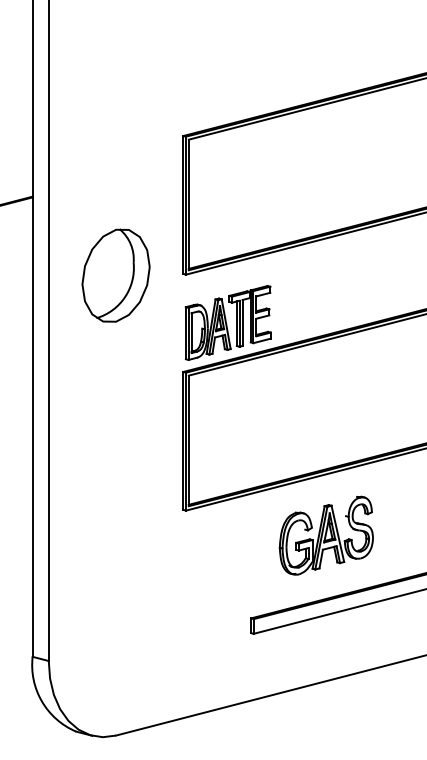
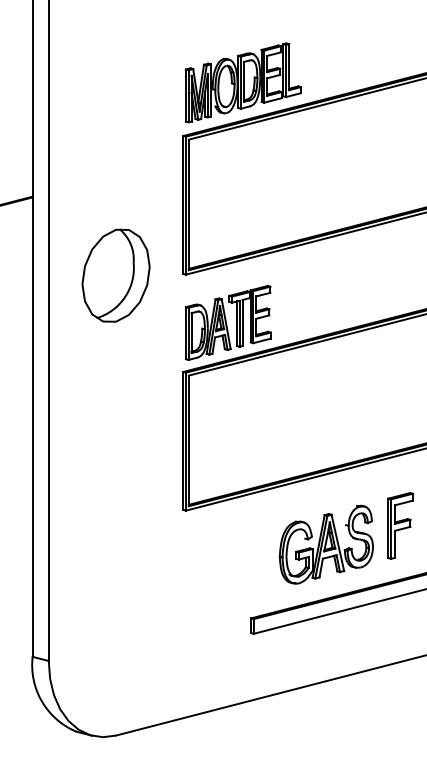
part: none -> present (242, 82)
part: none -> present (400, 525)
part position: (325, 535) -> (325, 544) (325, 544)
